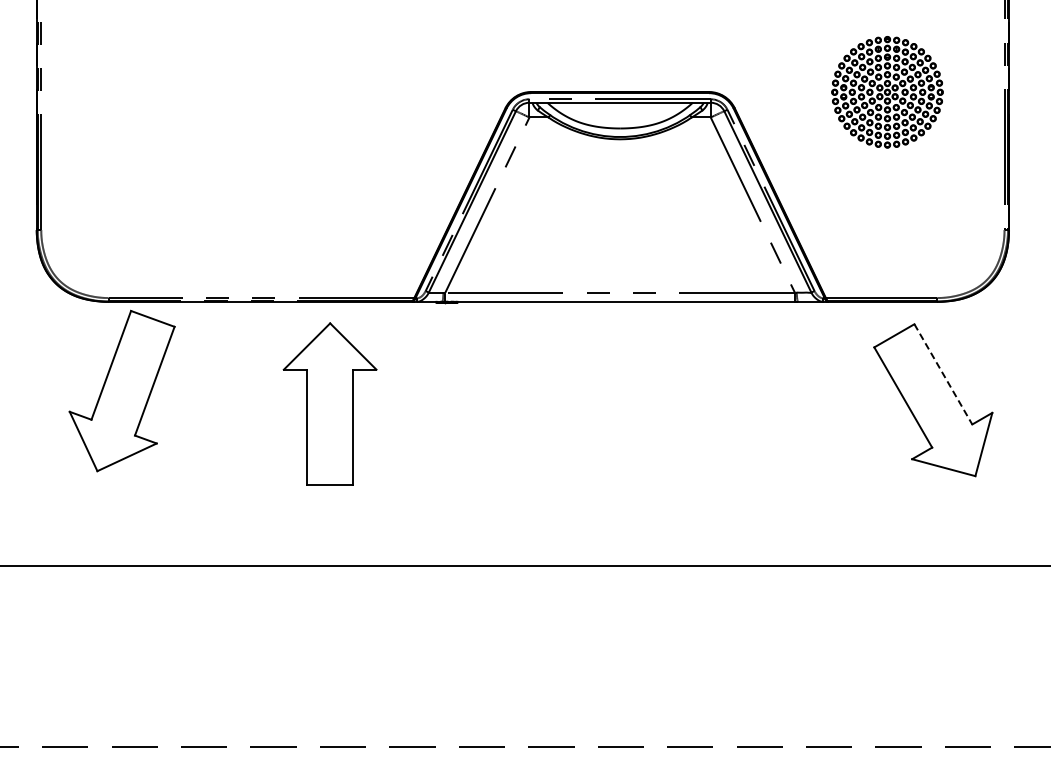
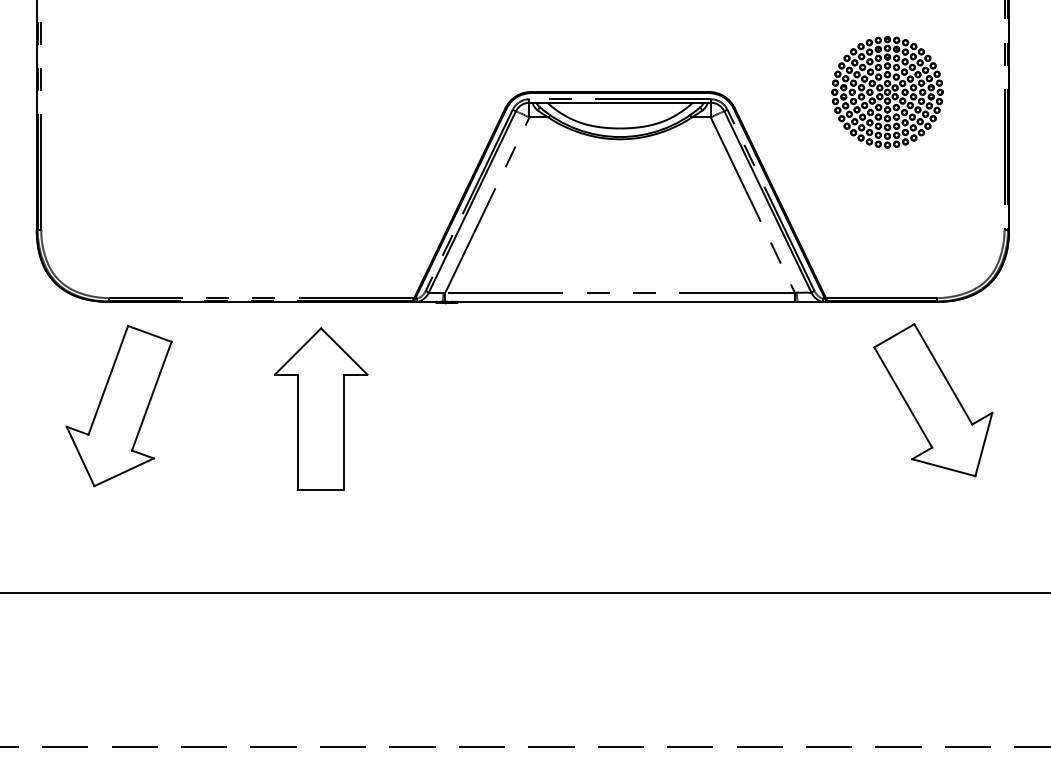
line: dashed -> solid (943, 374)
part position: (121, 390) -> (118, 405) (118, 405)
part position: (329, 403) -> (320, 408) (320, 408)
line position: (524, 565) -> (524, 592) (524, 592)
